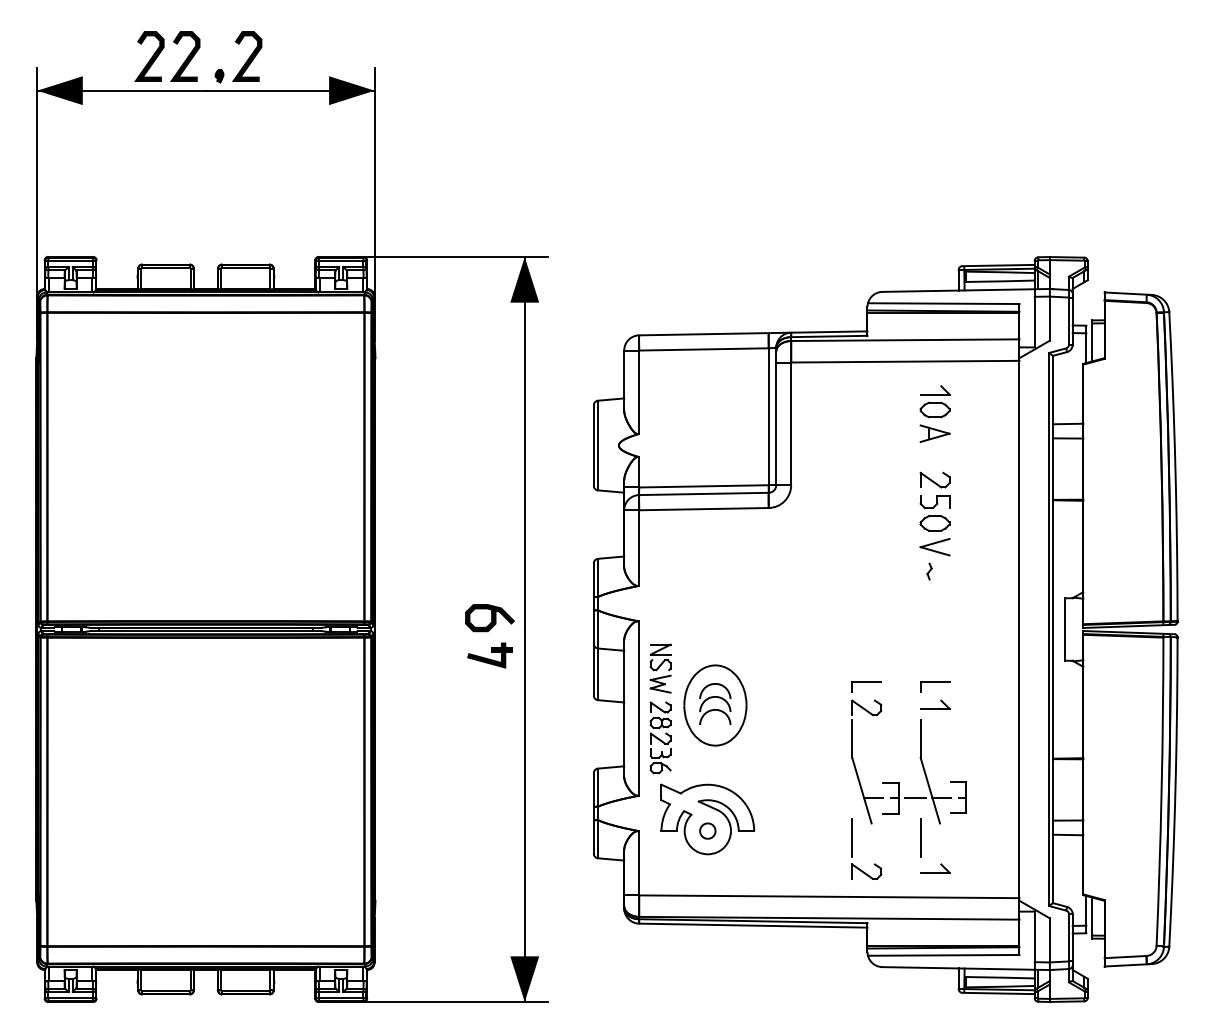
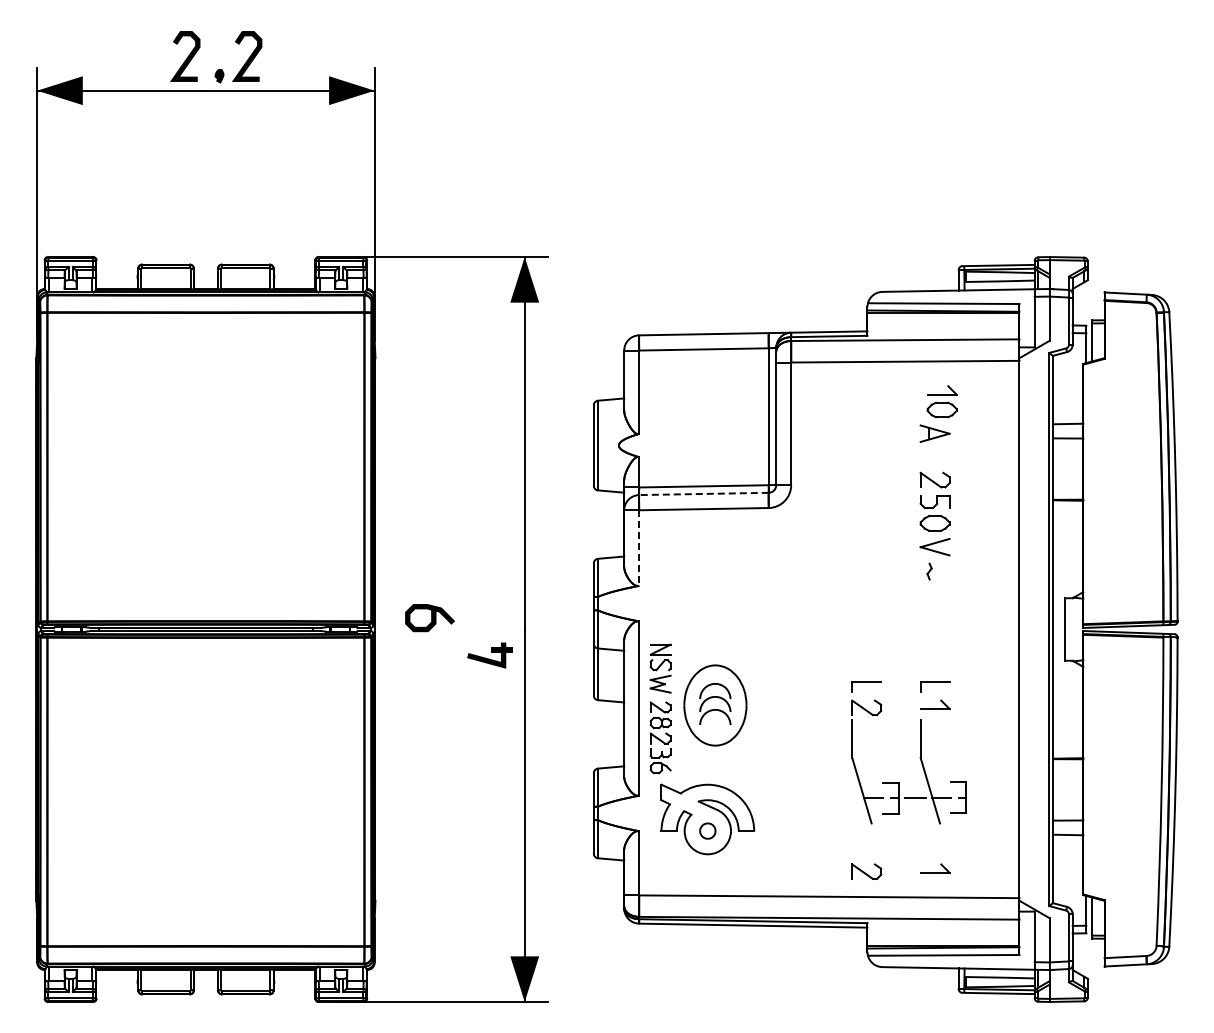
curve: present -> none (151, 56)
part position: (934, 401) -> (941, 401) (941, 401)
line: solid -> dashed (703, 493)
line: solid -> dashed (639, 548)
curve position: (491, 618) -> (431, 618) (431, 618)
line: present -> none (852, 837)
line: present -> none (920, 837)
